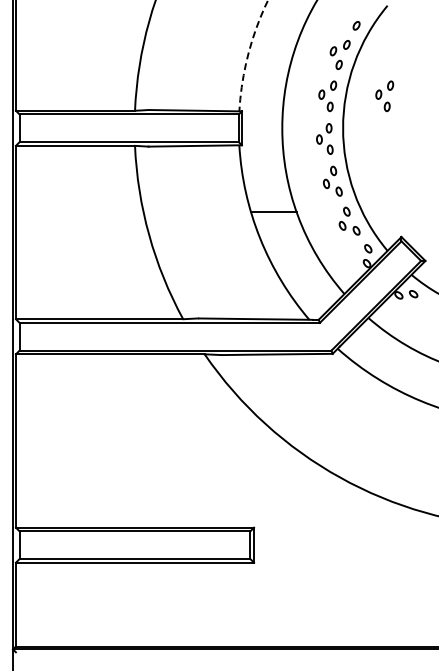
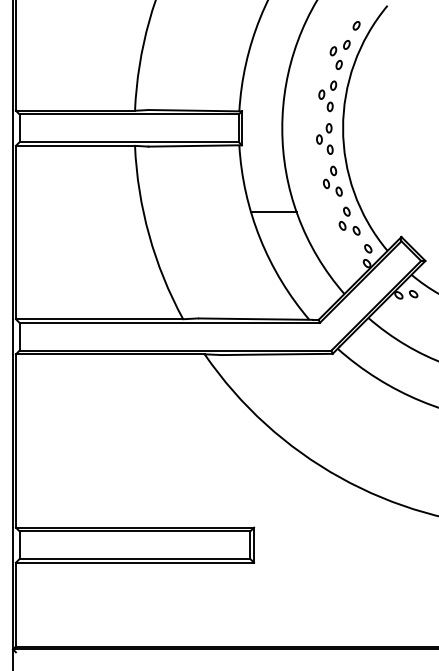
arc: dashed -> solid (248, 55)
part: present -> none (384, 96)
